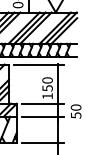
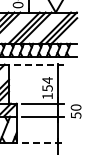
line: solid -> dashed (38, 64)
text: 150 -> 154 (47, 80)
line: solid -> dashed (42, 142)
